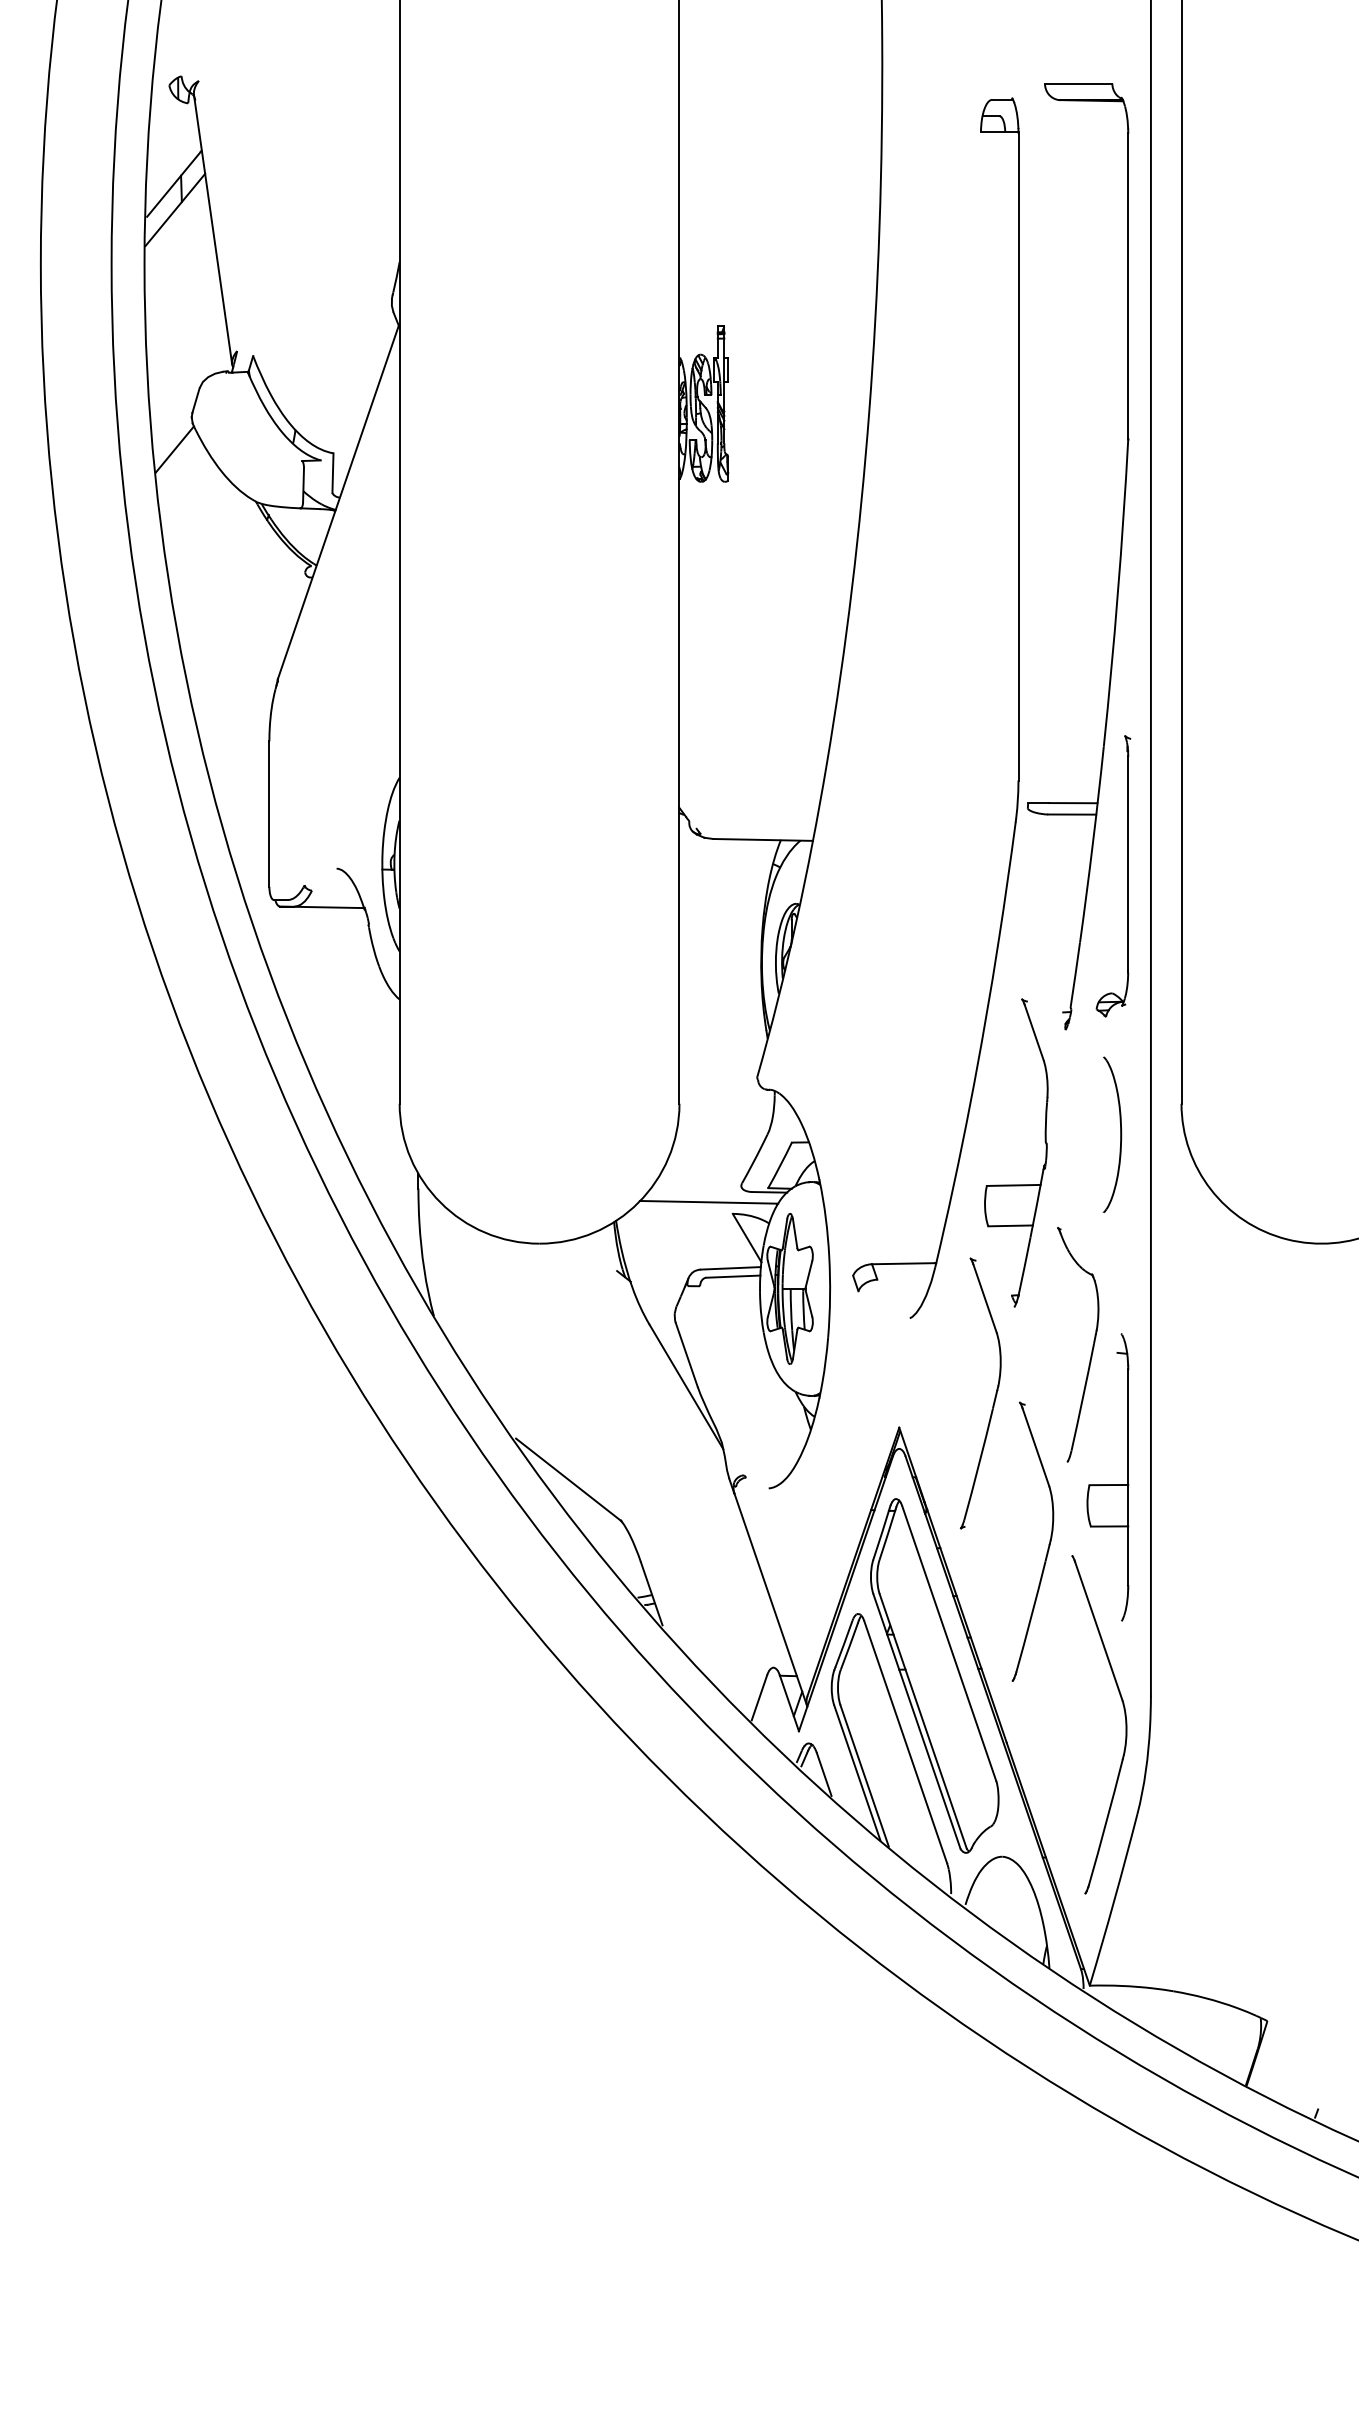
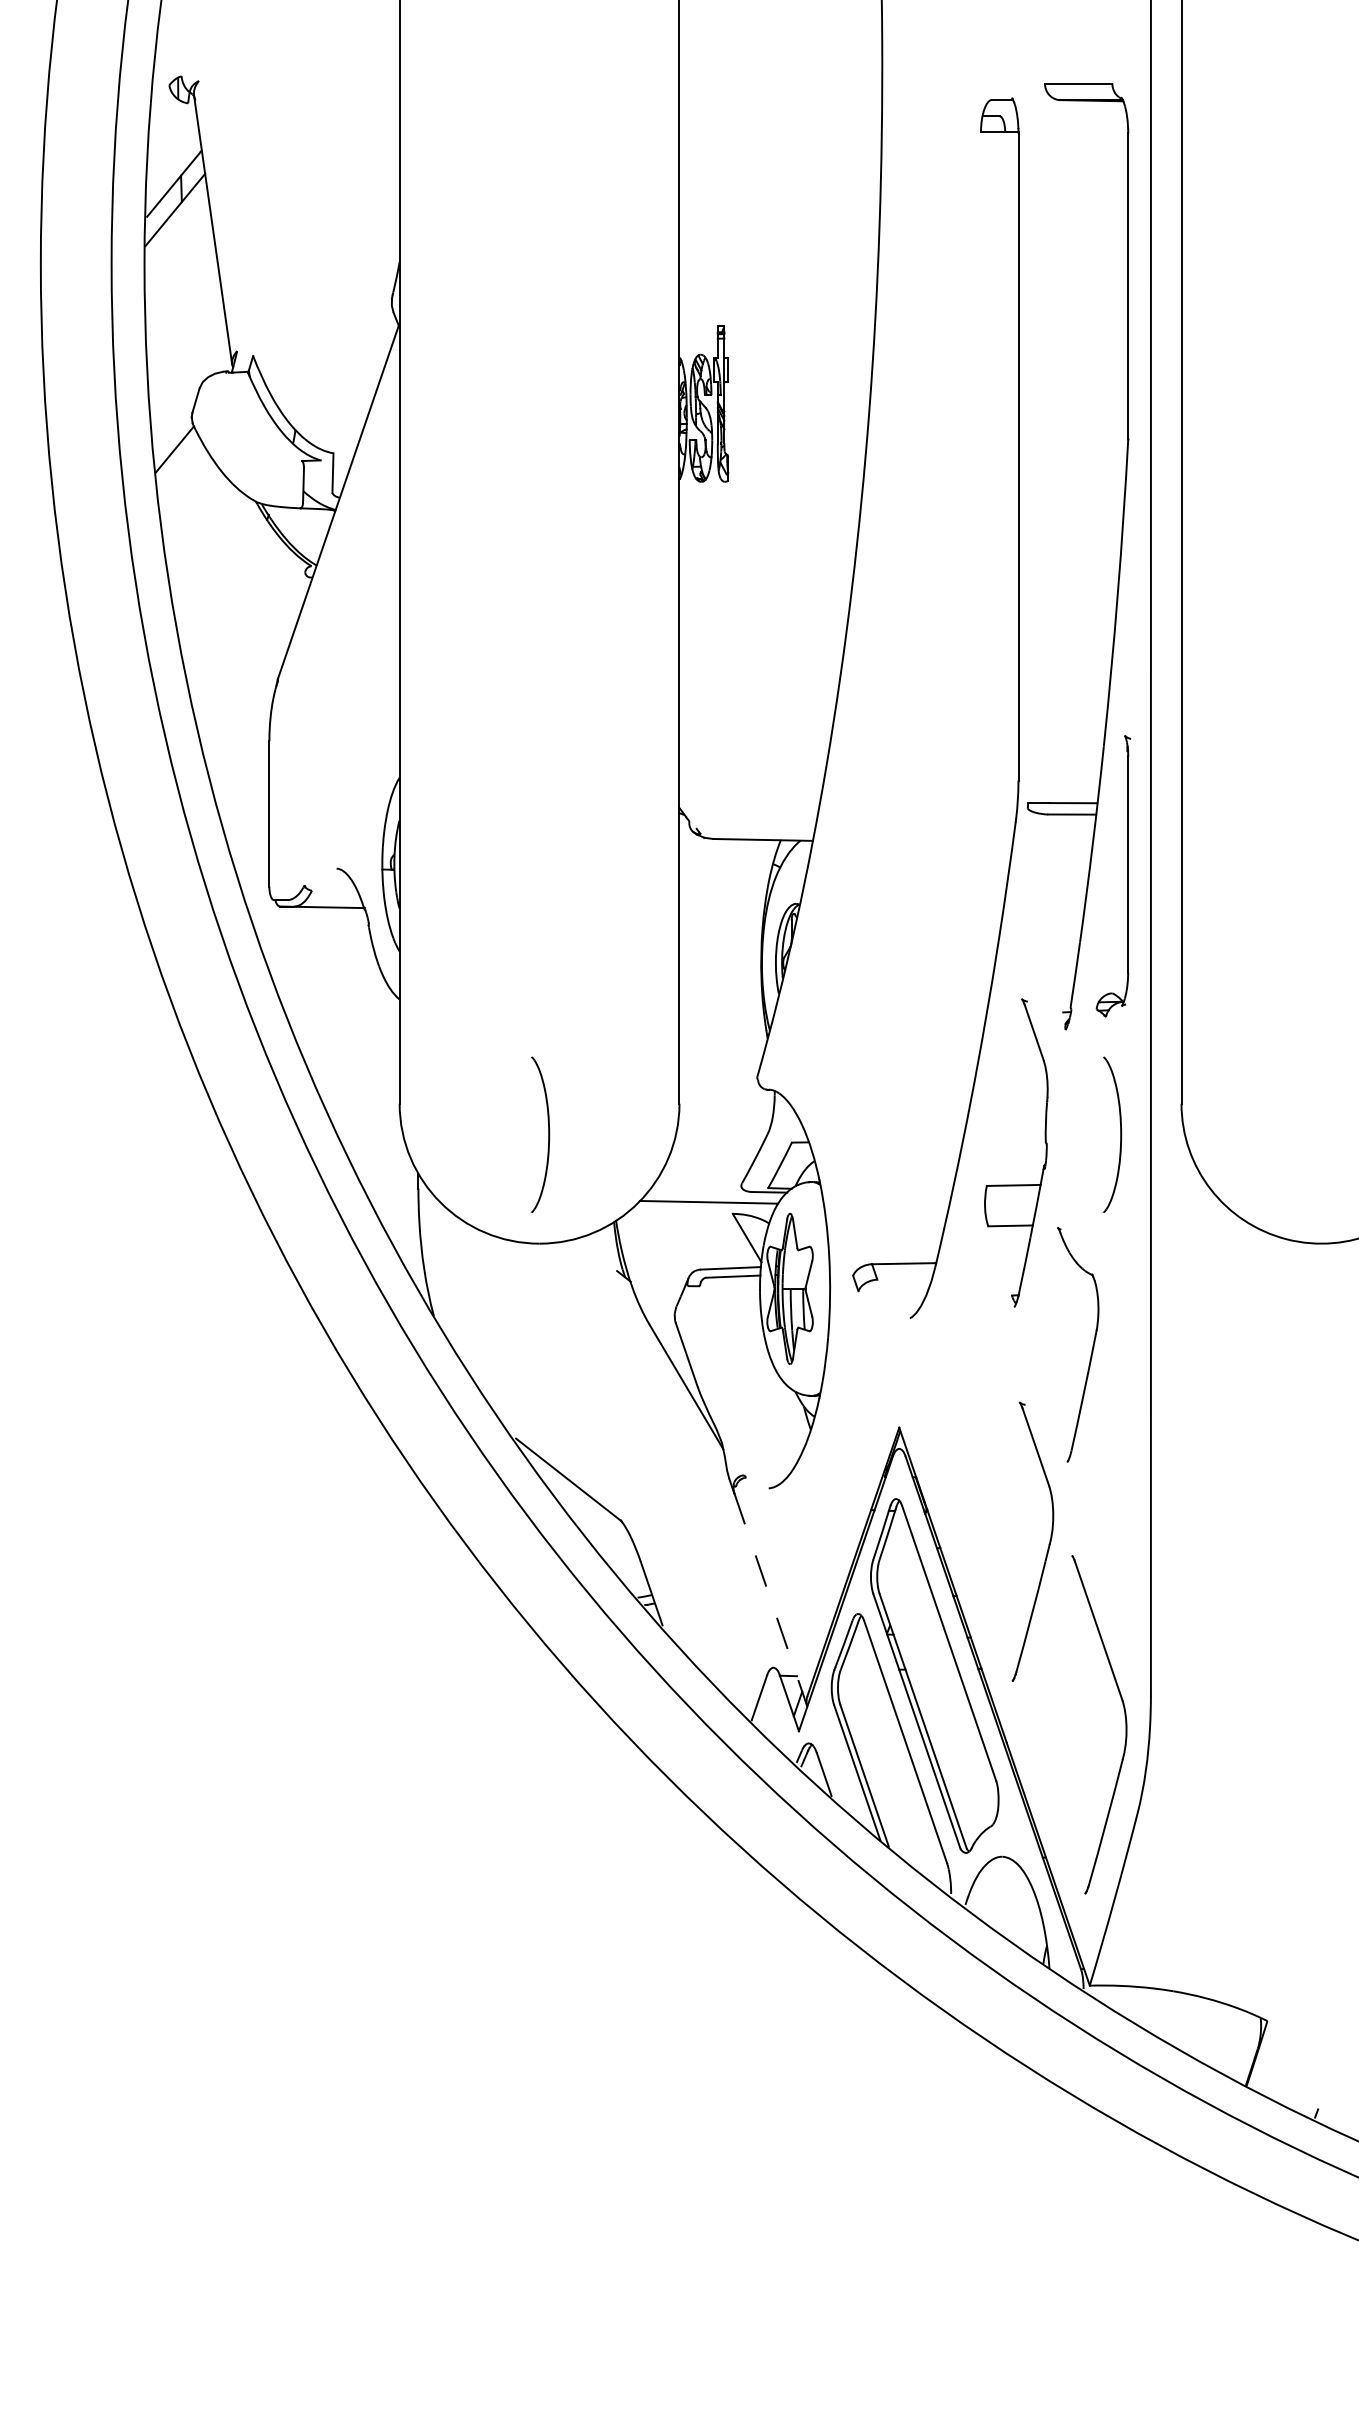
part: none -> present (548, 1134)
part: present -> none (994, 1396)
part: present -> none (1107, 1484)
line: solid -> dashed (770, 1599)
